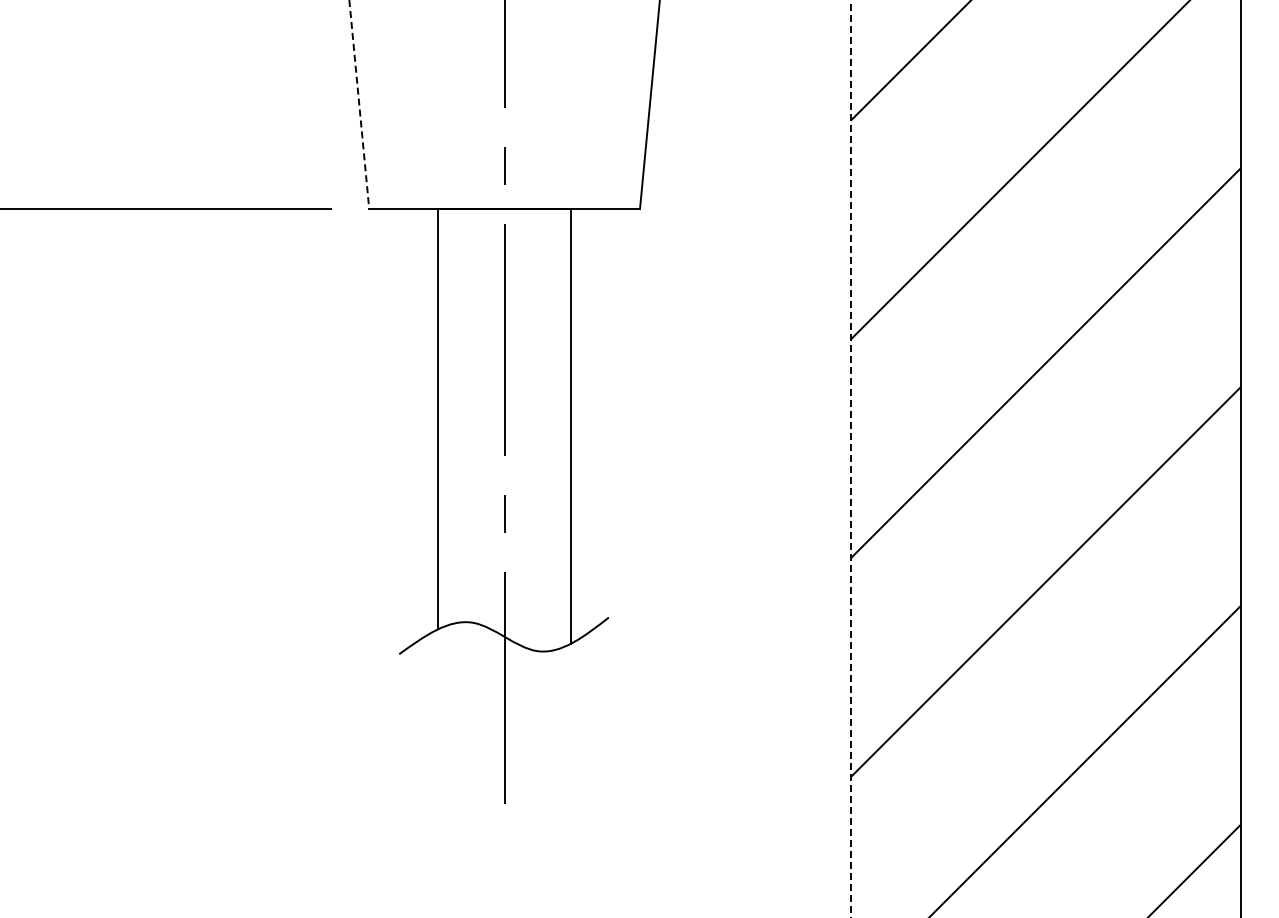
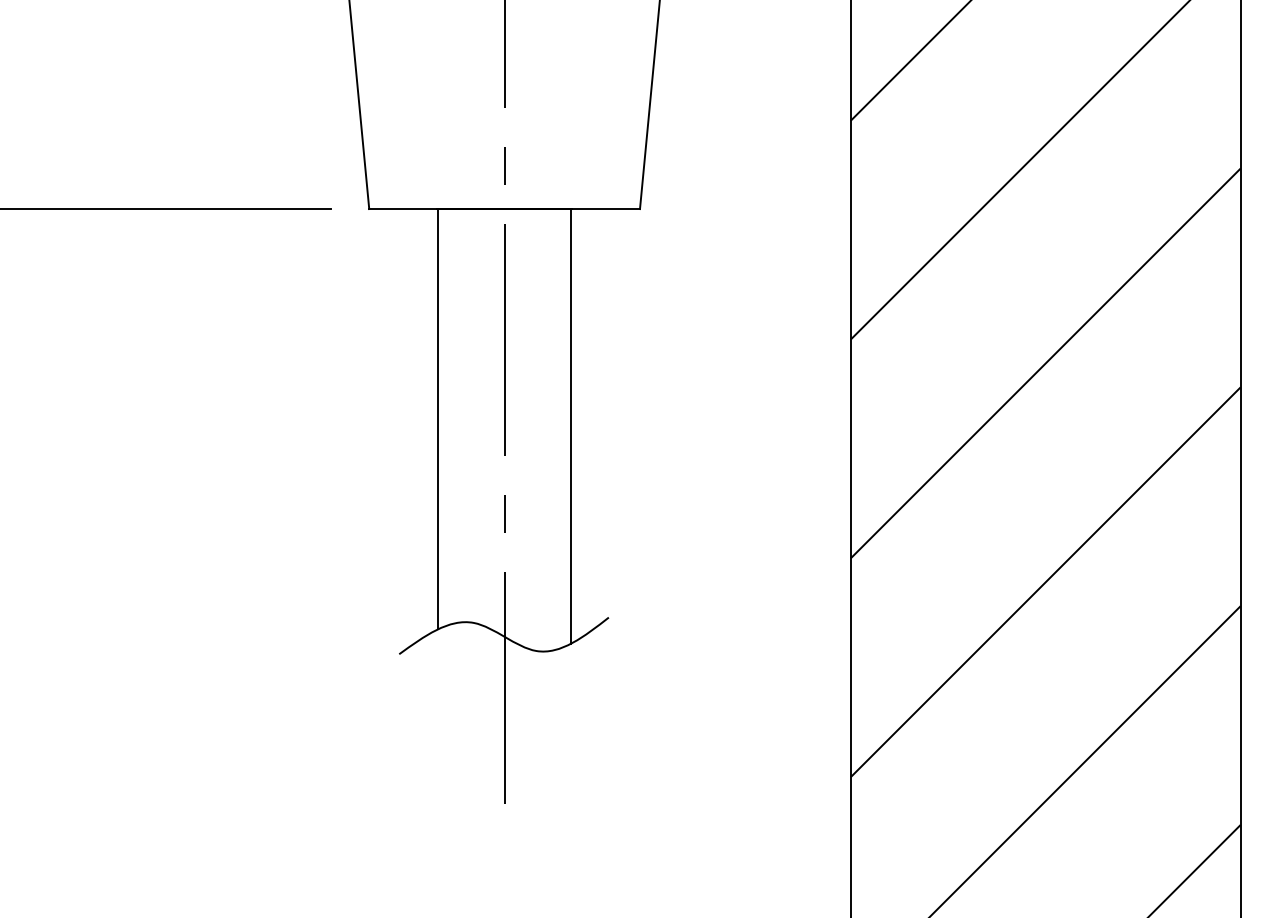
line: dashed -> solid (359, 104)
line: dashed -> solid (850, 458)
